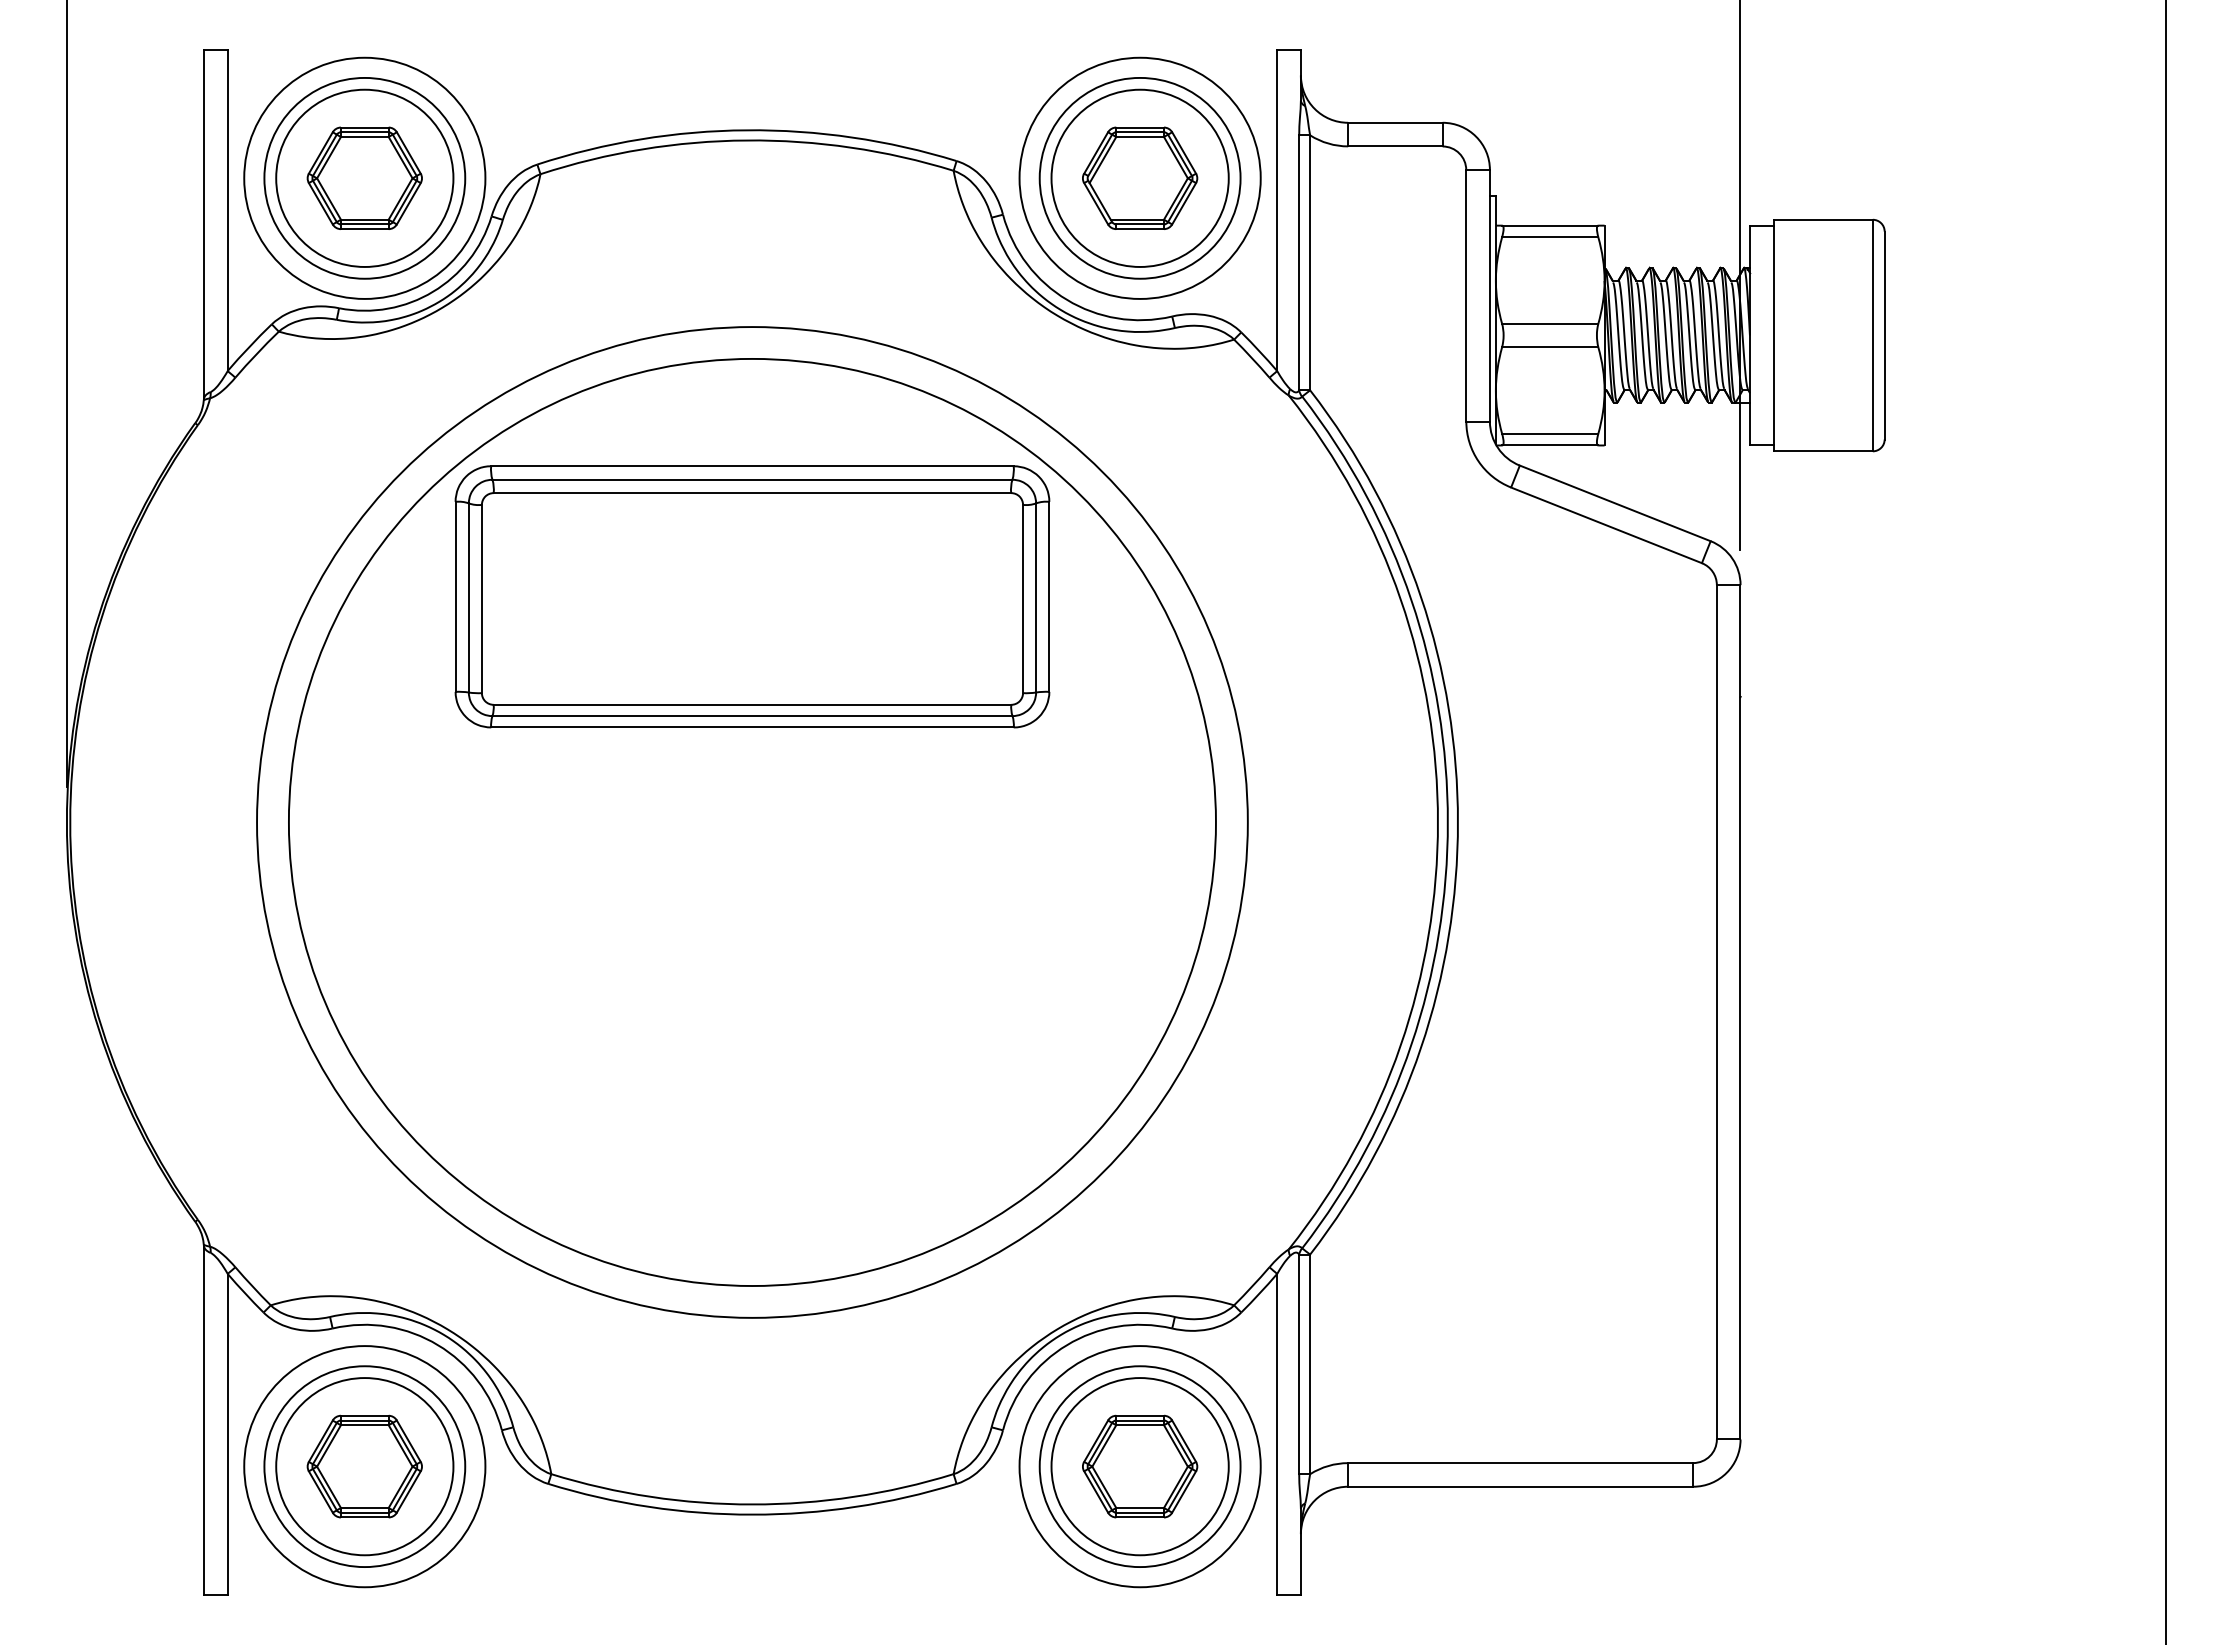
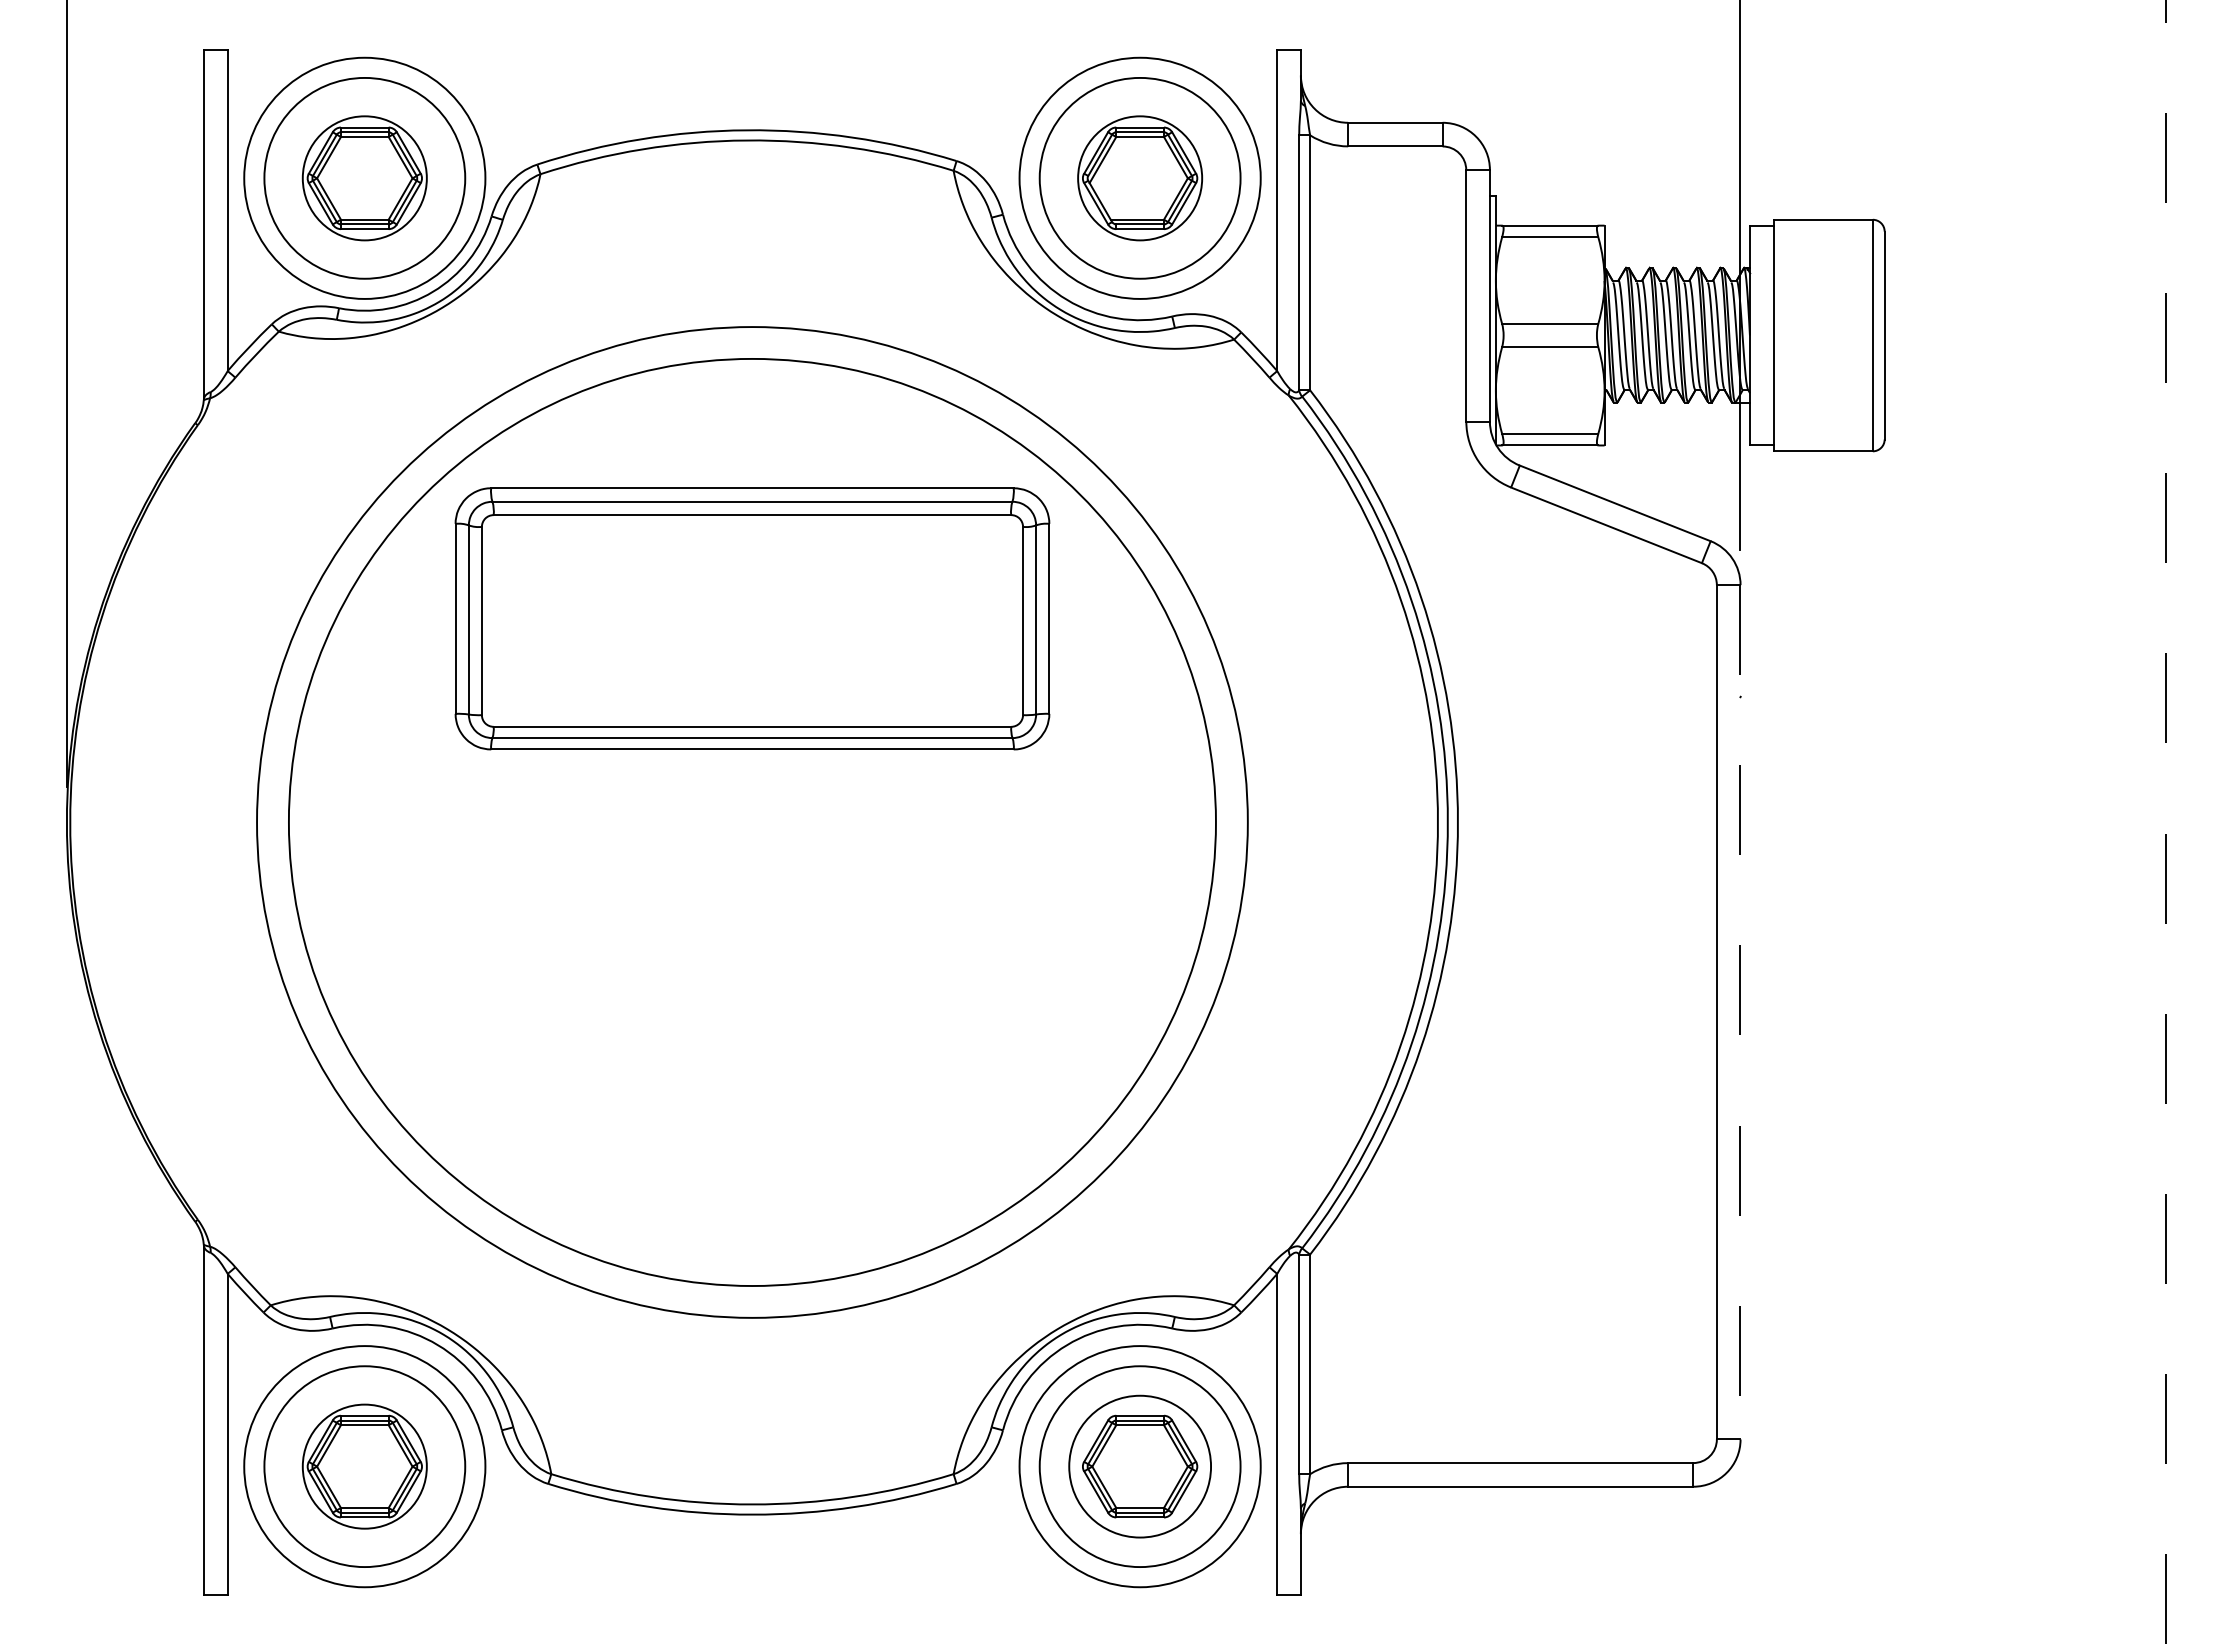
circle diameter: 177 px -> 124 px (364, 178)
circle diameter: 177 px -> 124 px (1140, 178)
part position: (752, 596) -> (752, 618) (752, 618)
line: solid -> dashed (2166, 822)
line: solid -> dashed (1740, 1012)
circle diameter: 177 px -> 124 px (364, 1466)
circle diameter: 177 px -> 142 px (1140, 1466)
